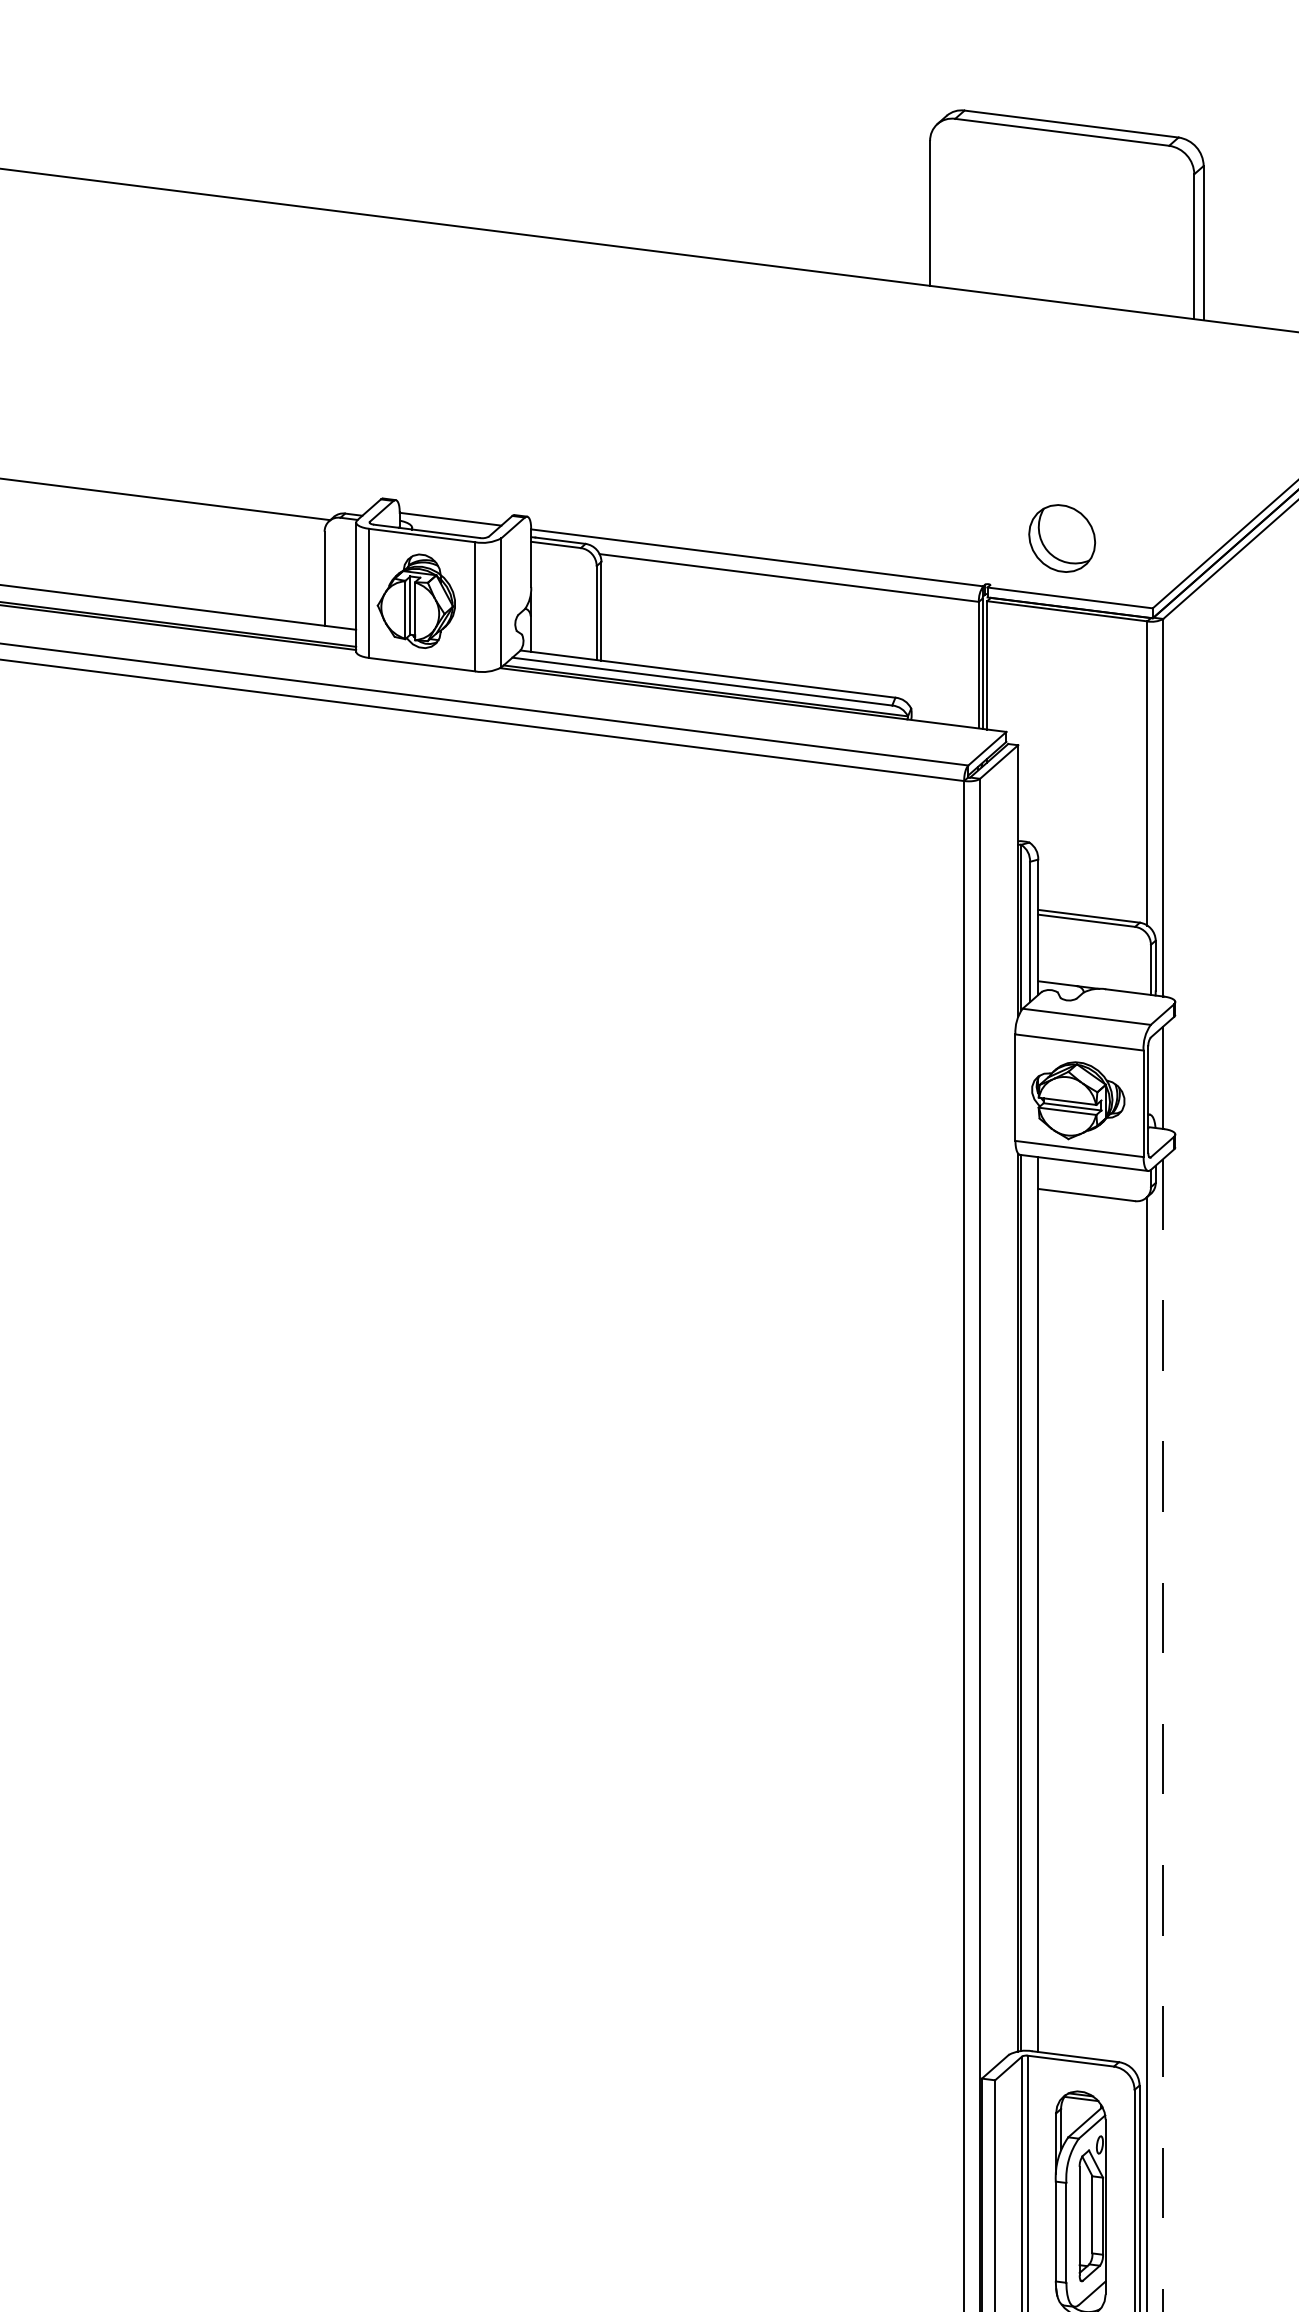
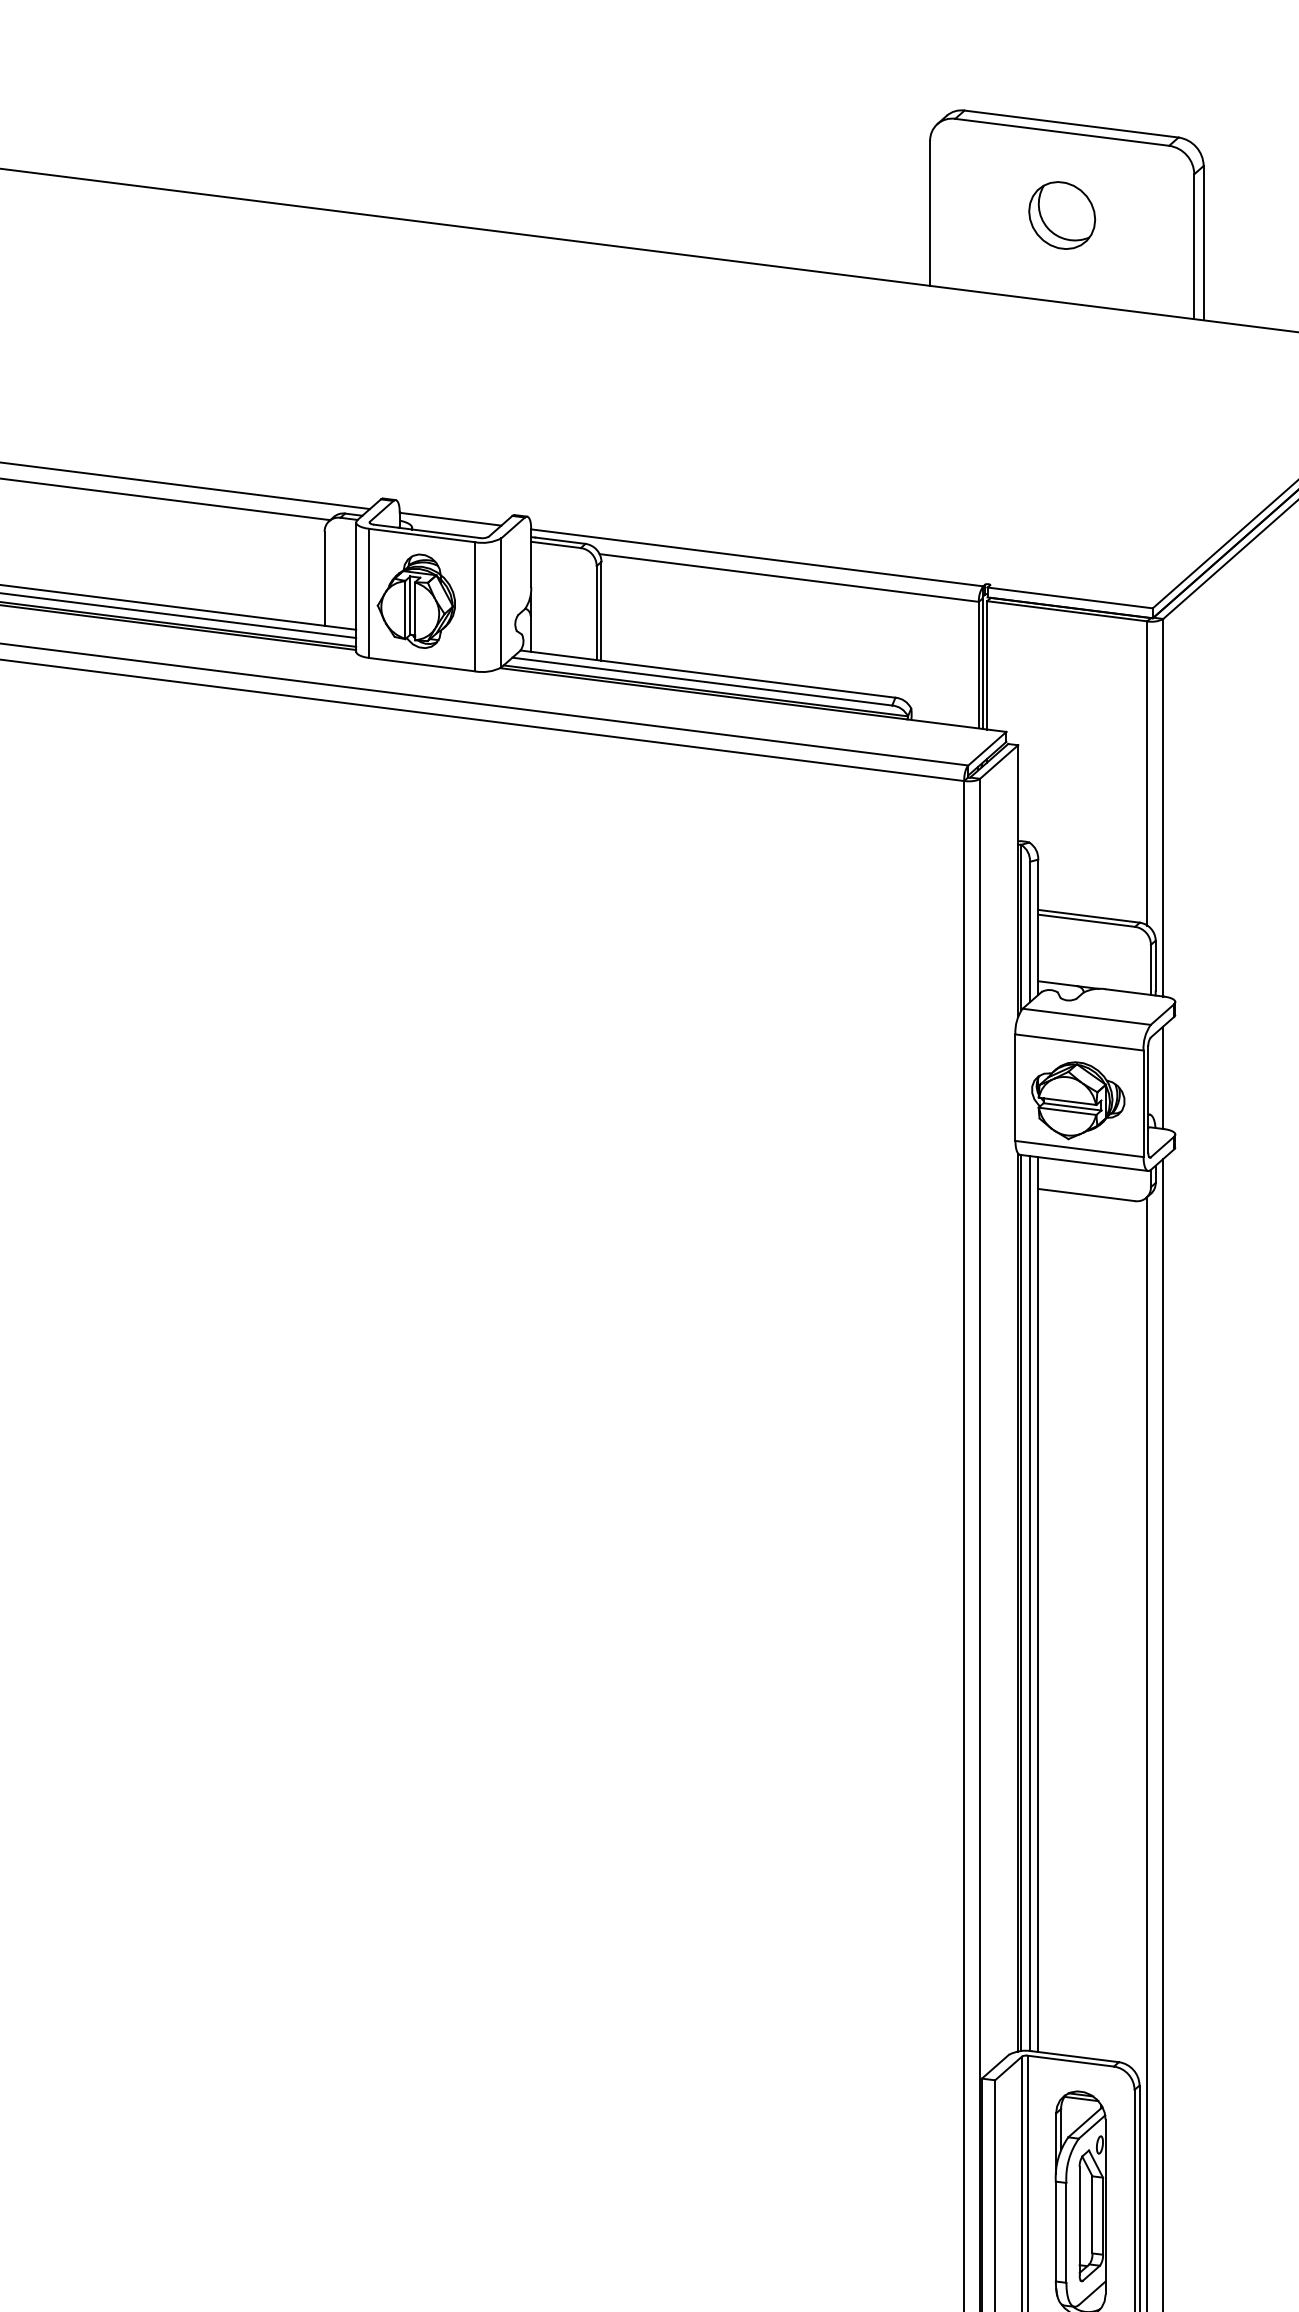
line: none -> present (185, 485)
part position: (1062, 538) -> (1062, 215) (1062, 215)
line: none -> present (179, 615)
line: none -> present (1030, 1603)
line: dashed -> solid (1163, 1735)
